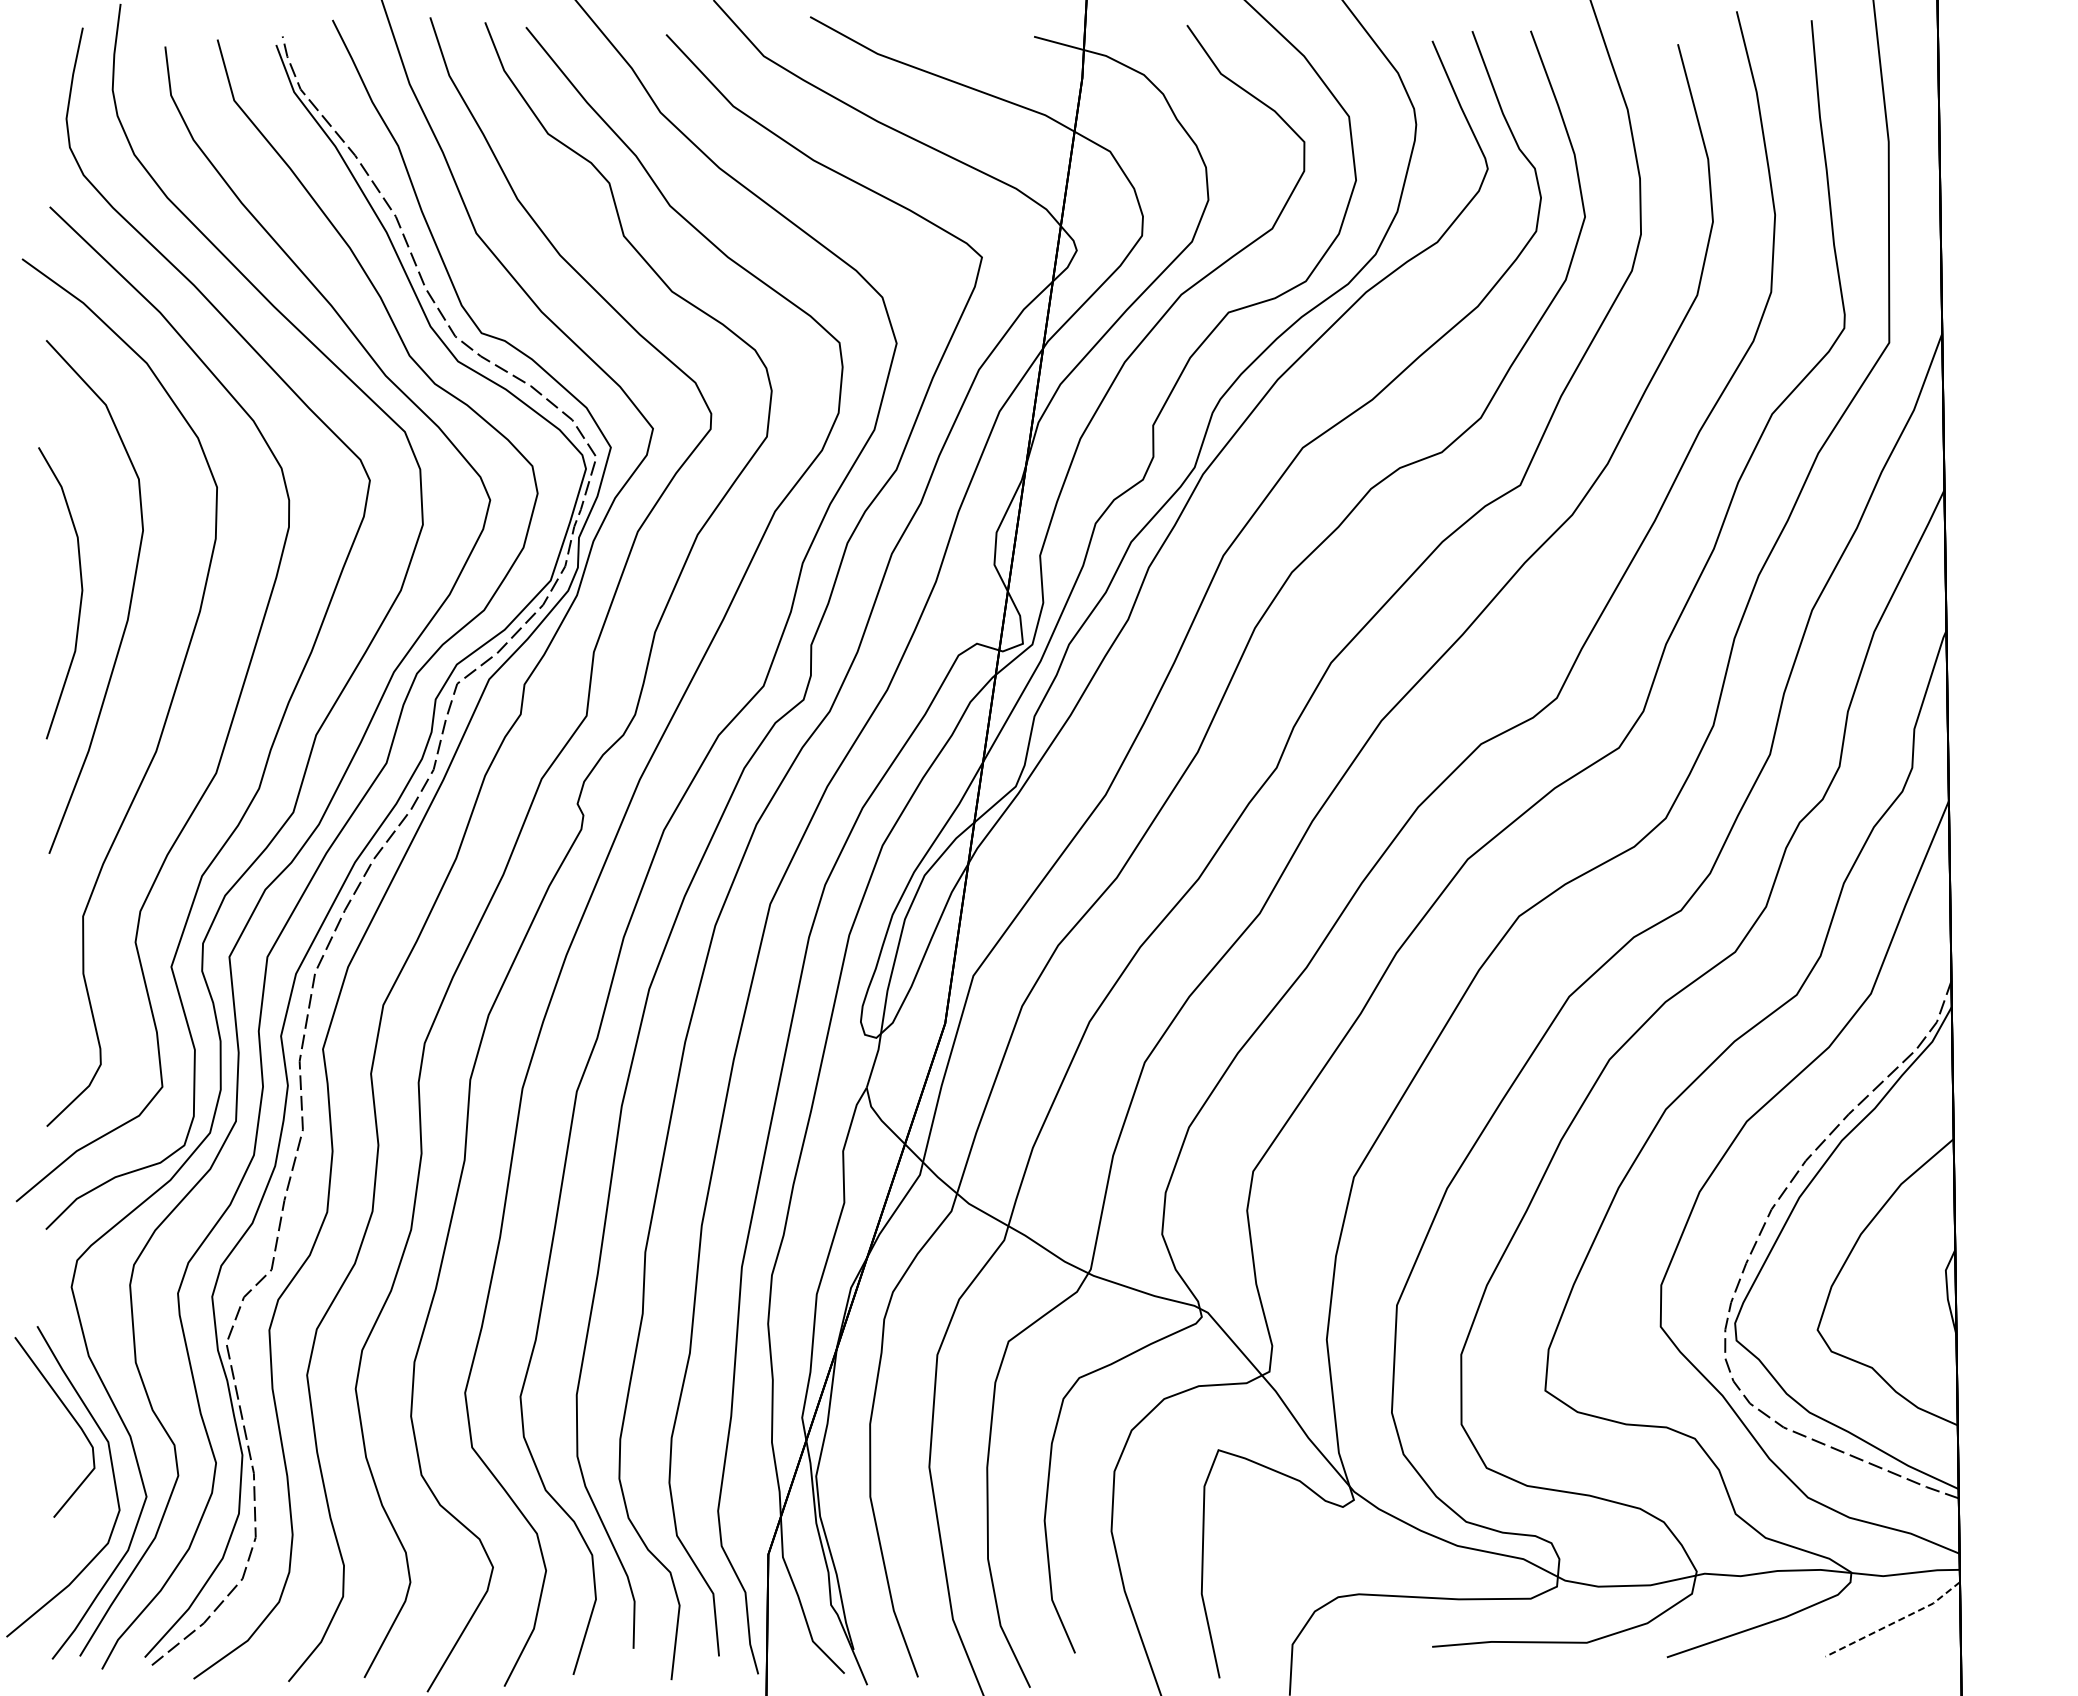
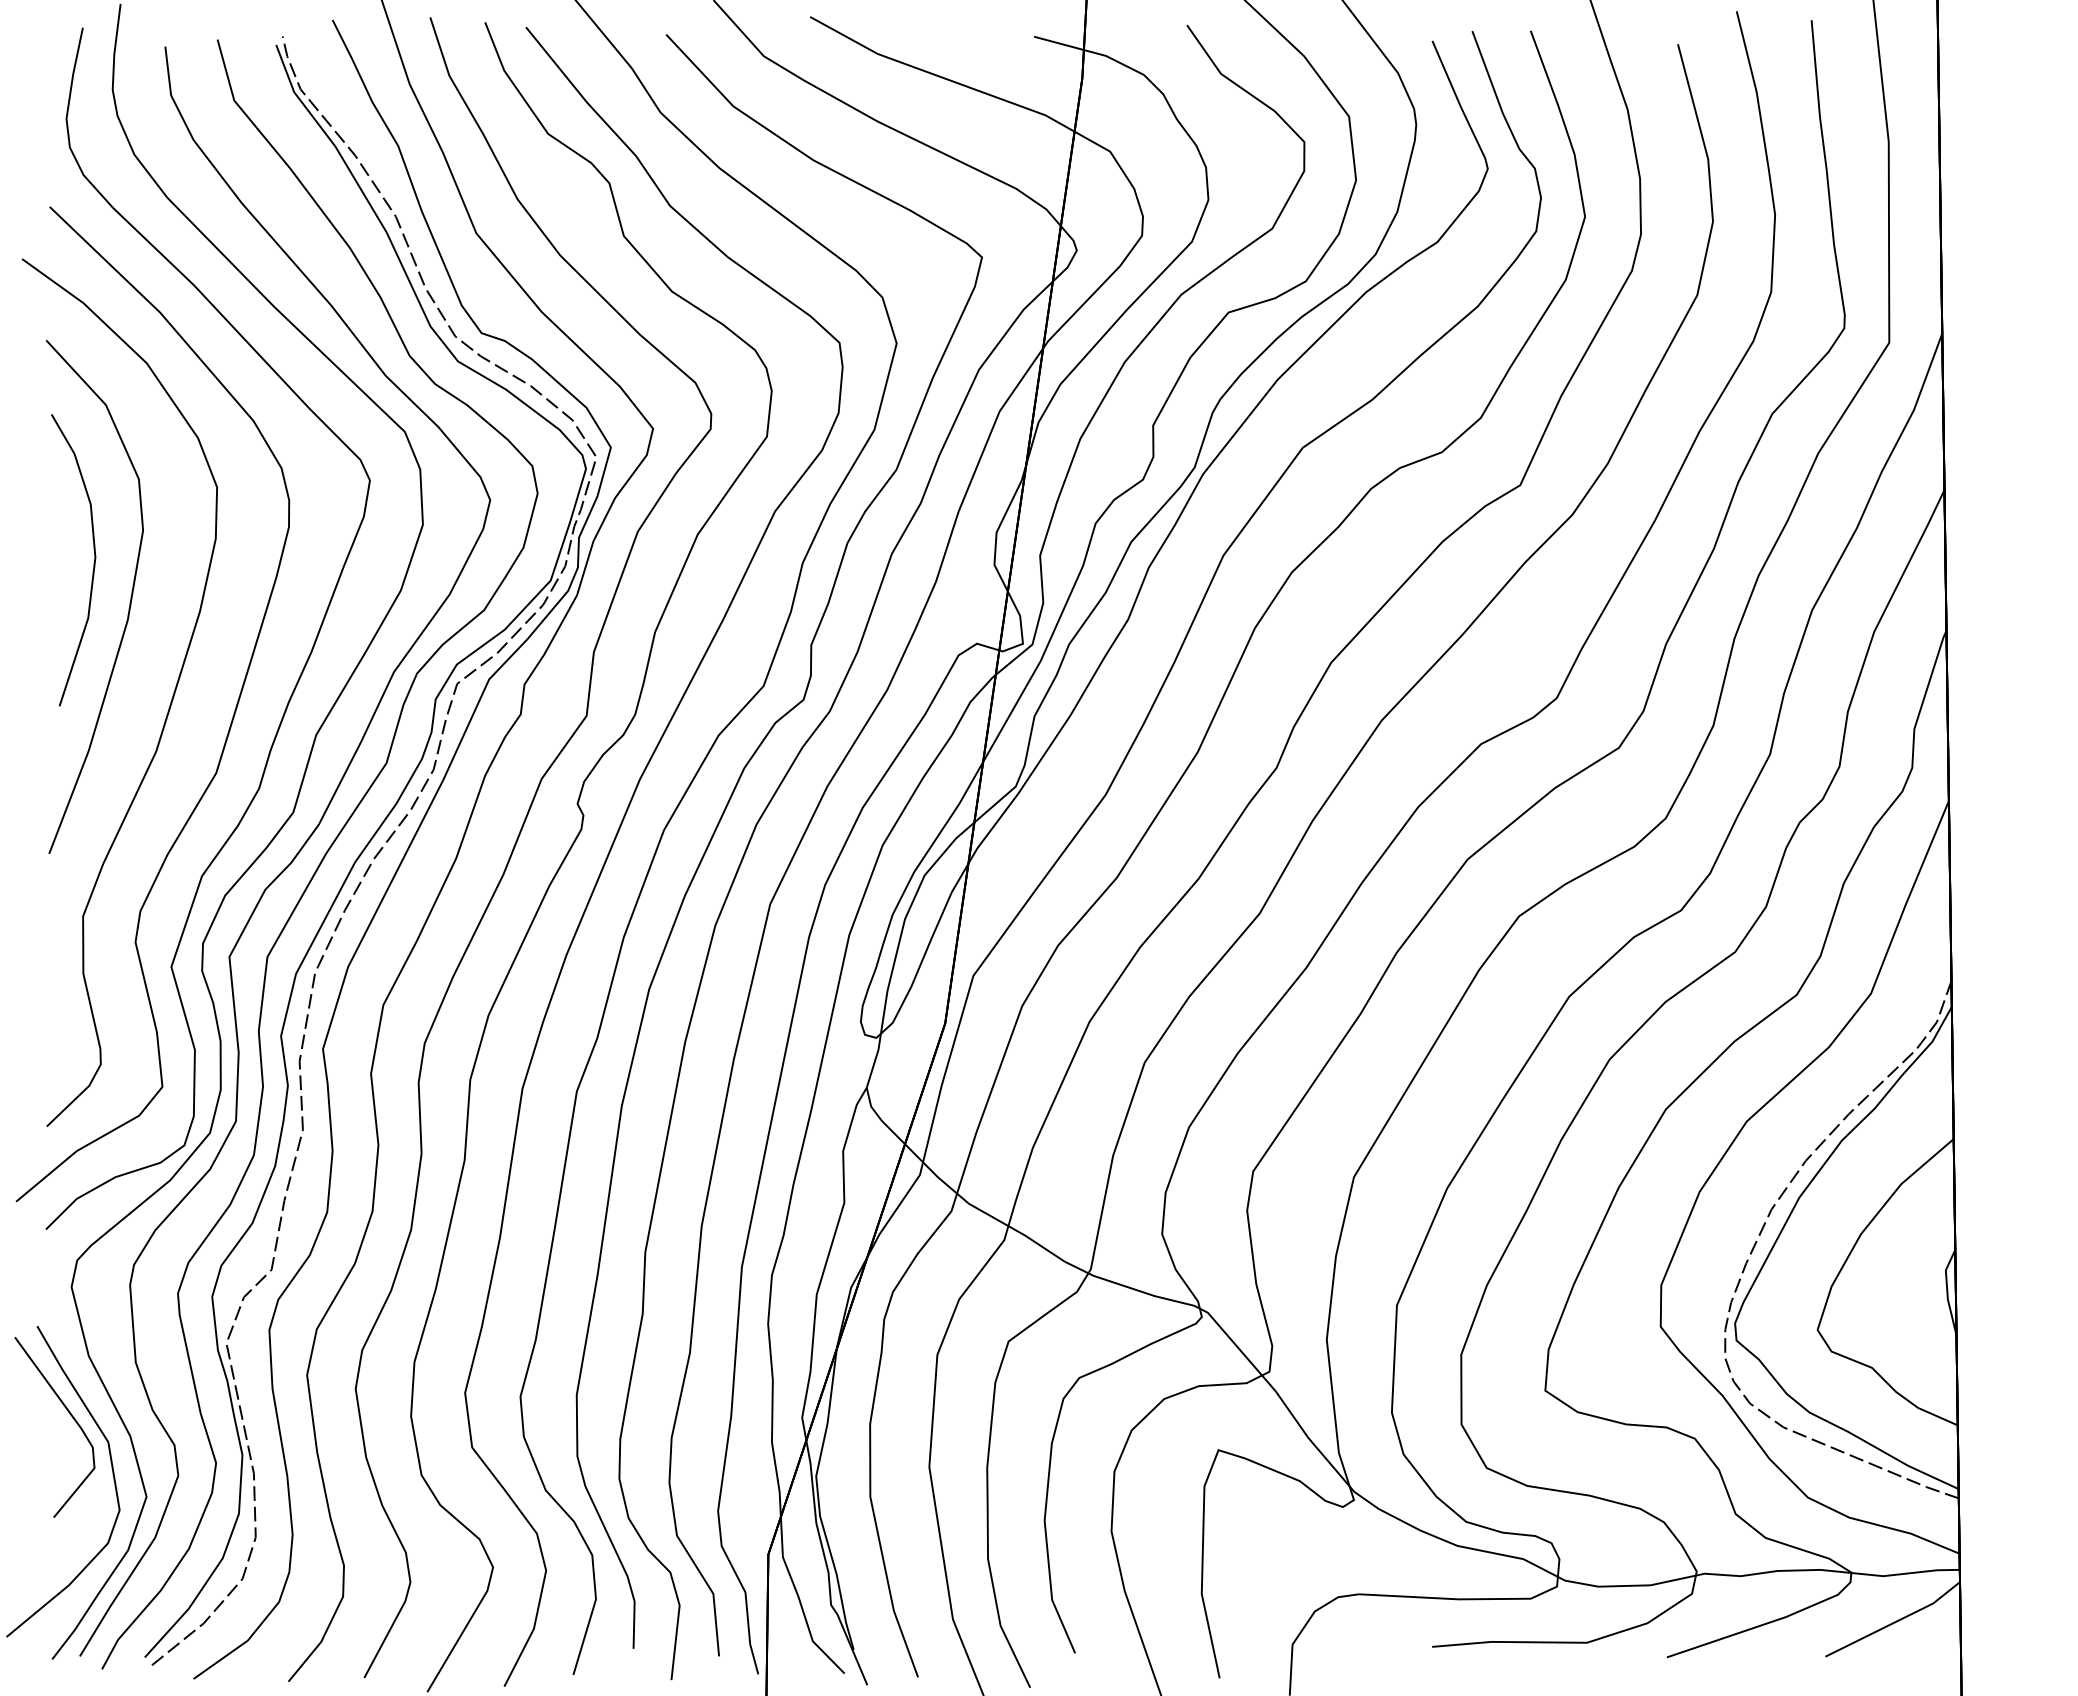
curve position: (80, 595) -> (93, 562) (93, 562)
line: dashed -> solid (1894, 1622)
